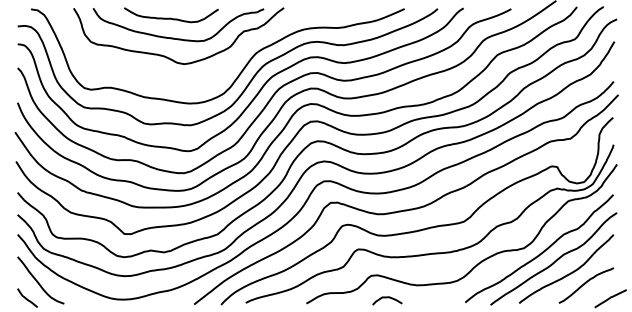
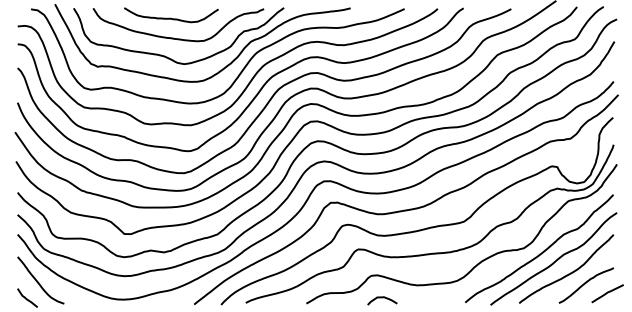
curve: none -> present (223, 67)
curve position: (387, 298) -> (382, 298) (382, 298)
curve position: (610, 298) -> (607, 293) (607, 293)
